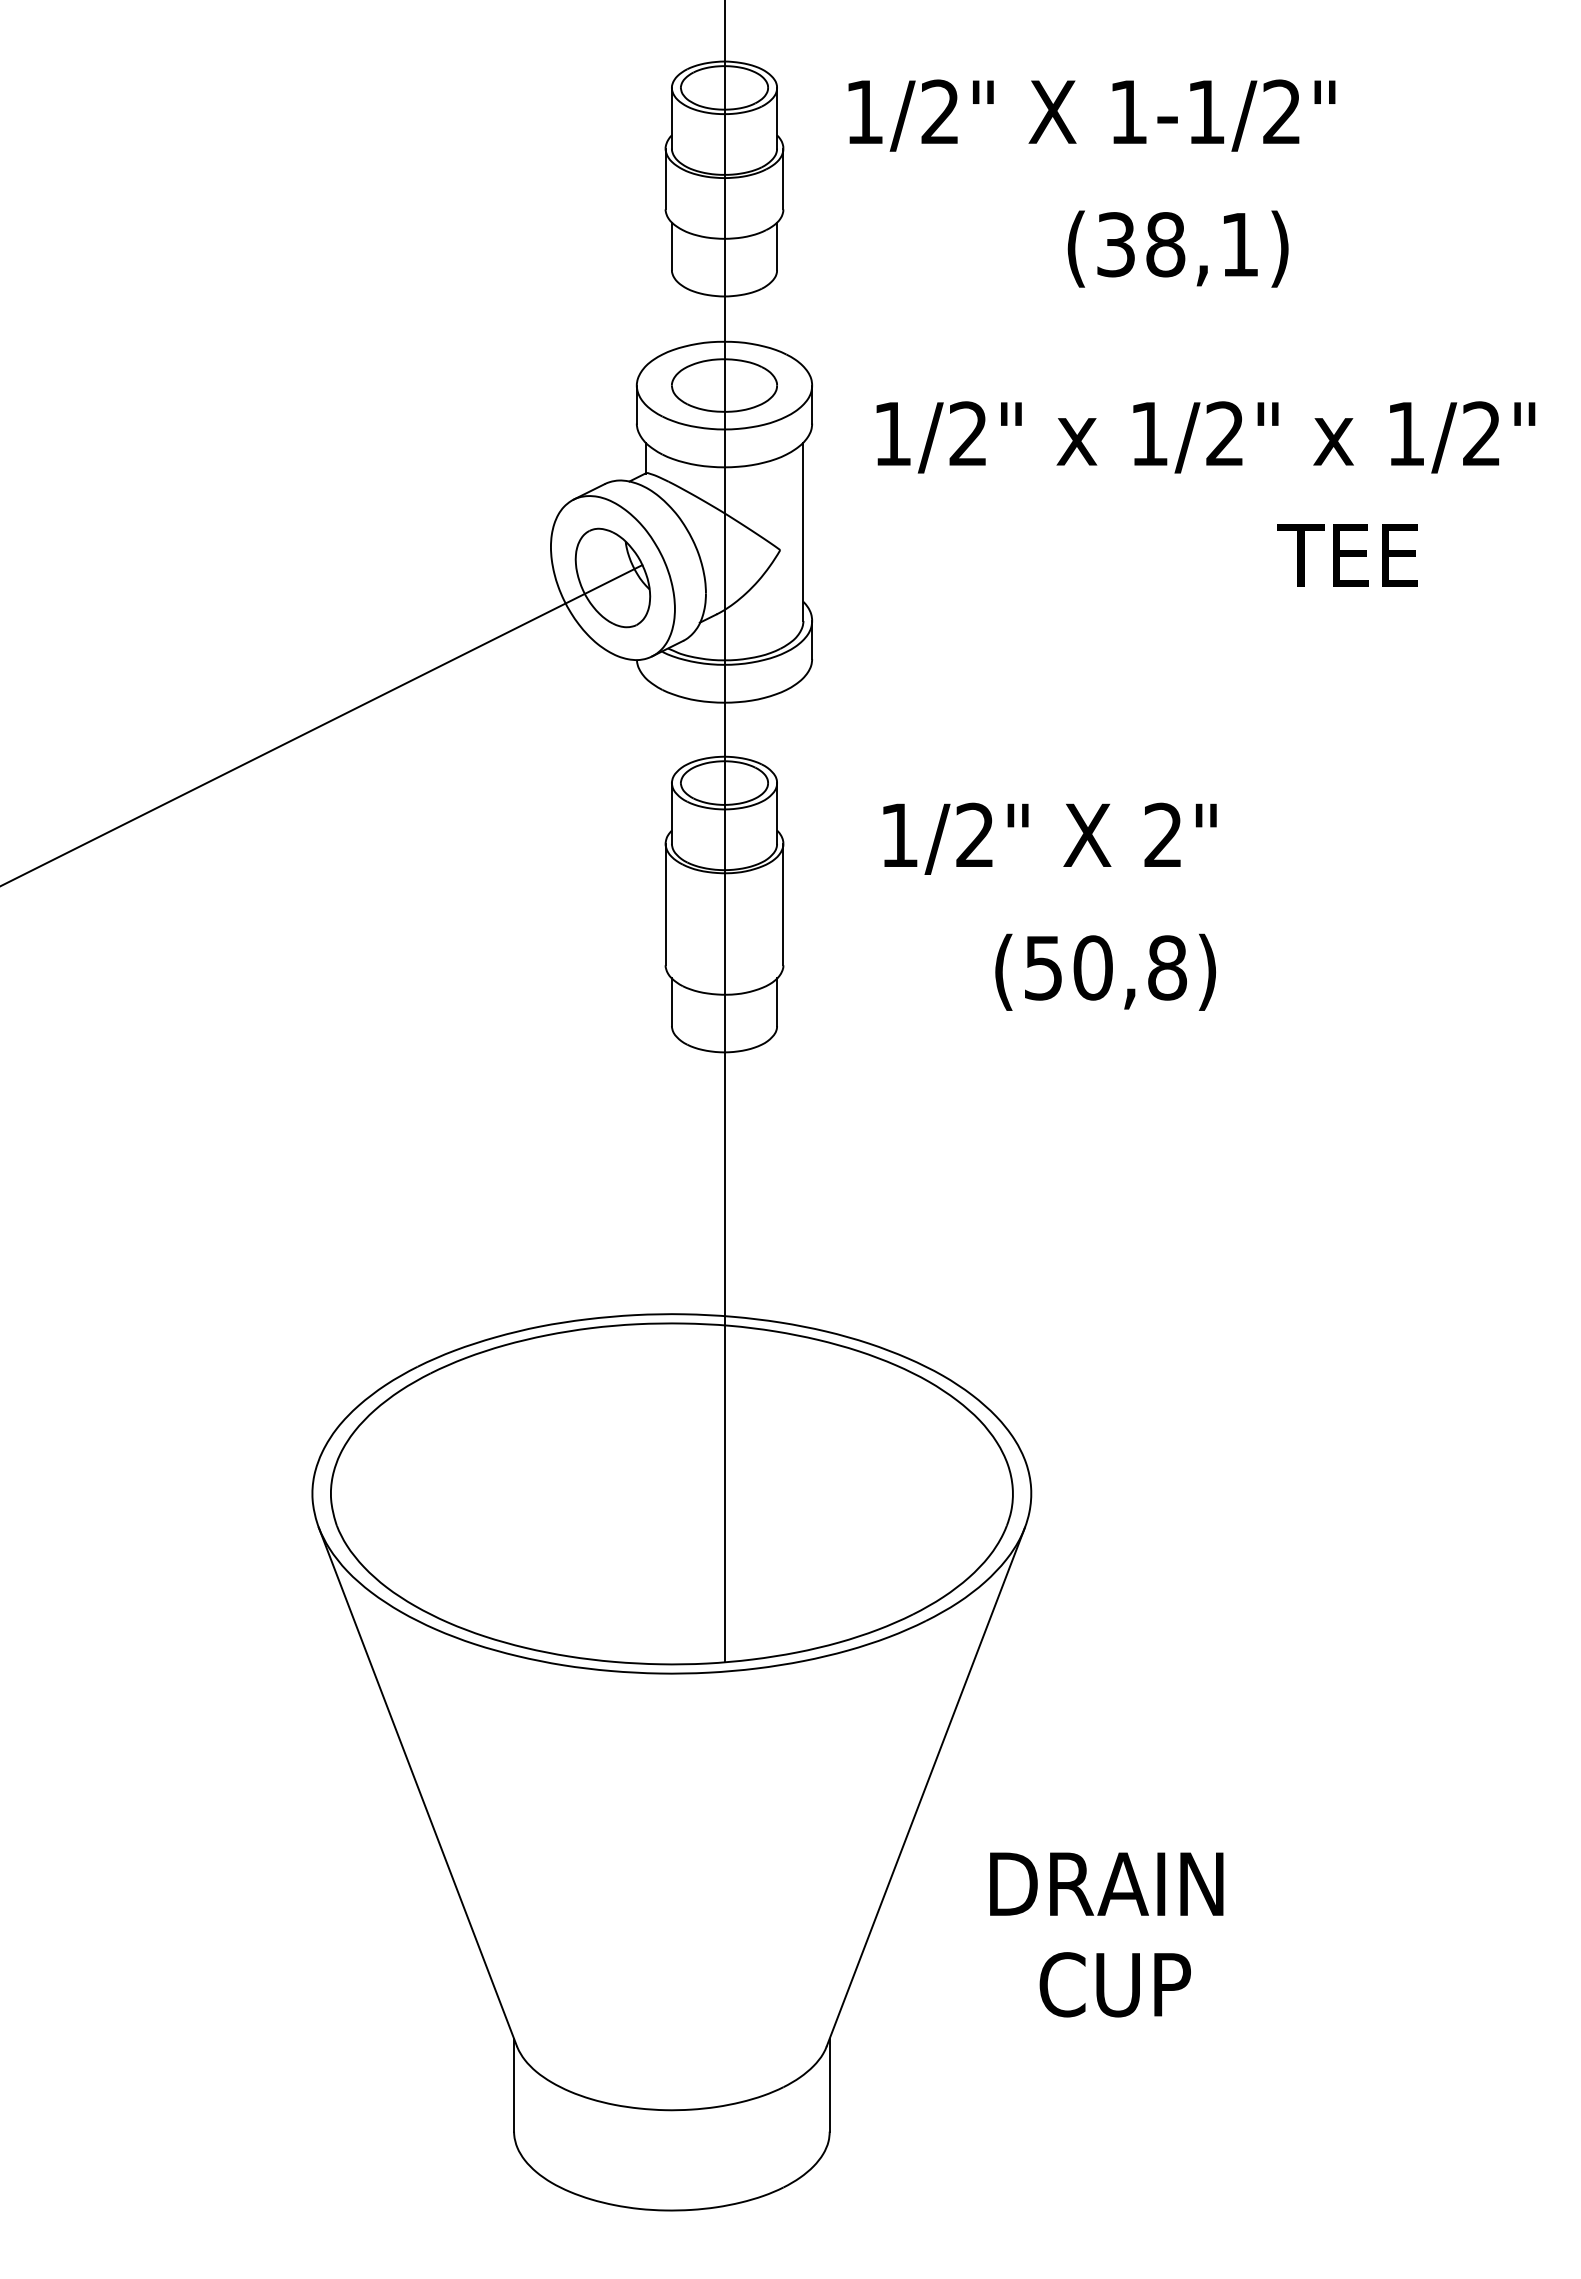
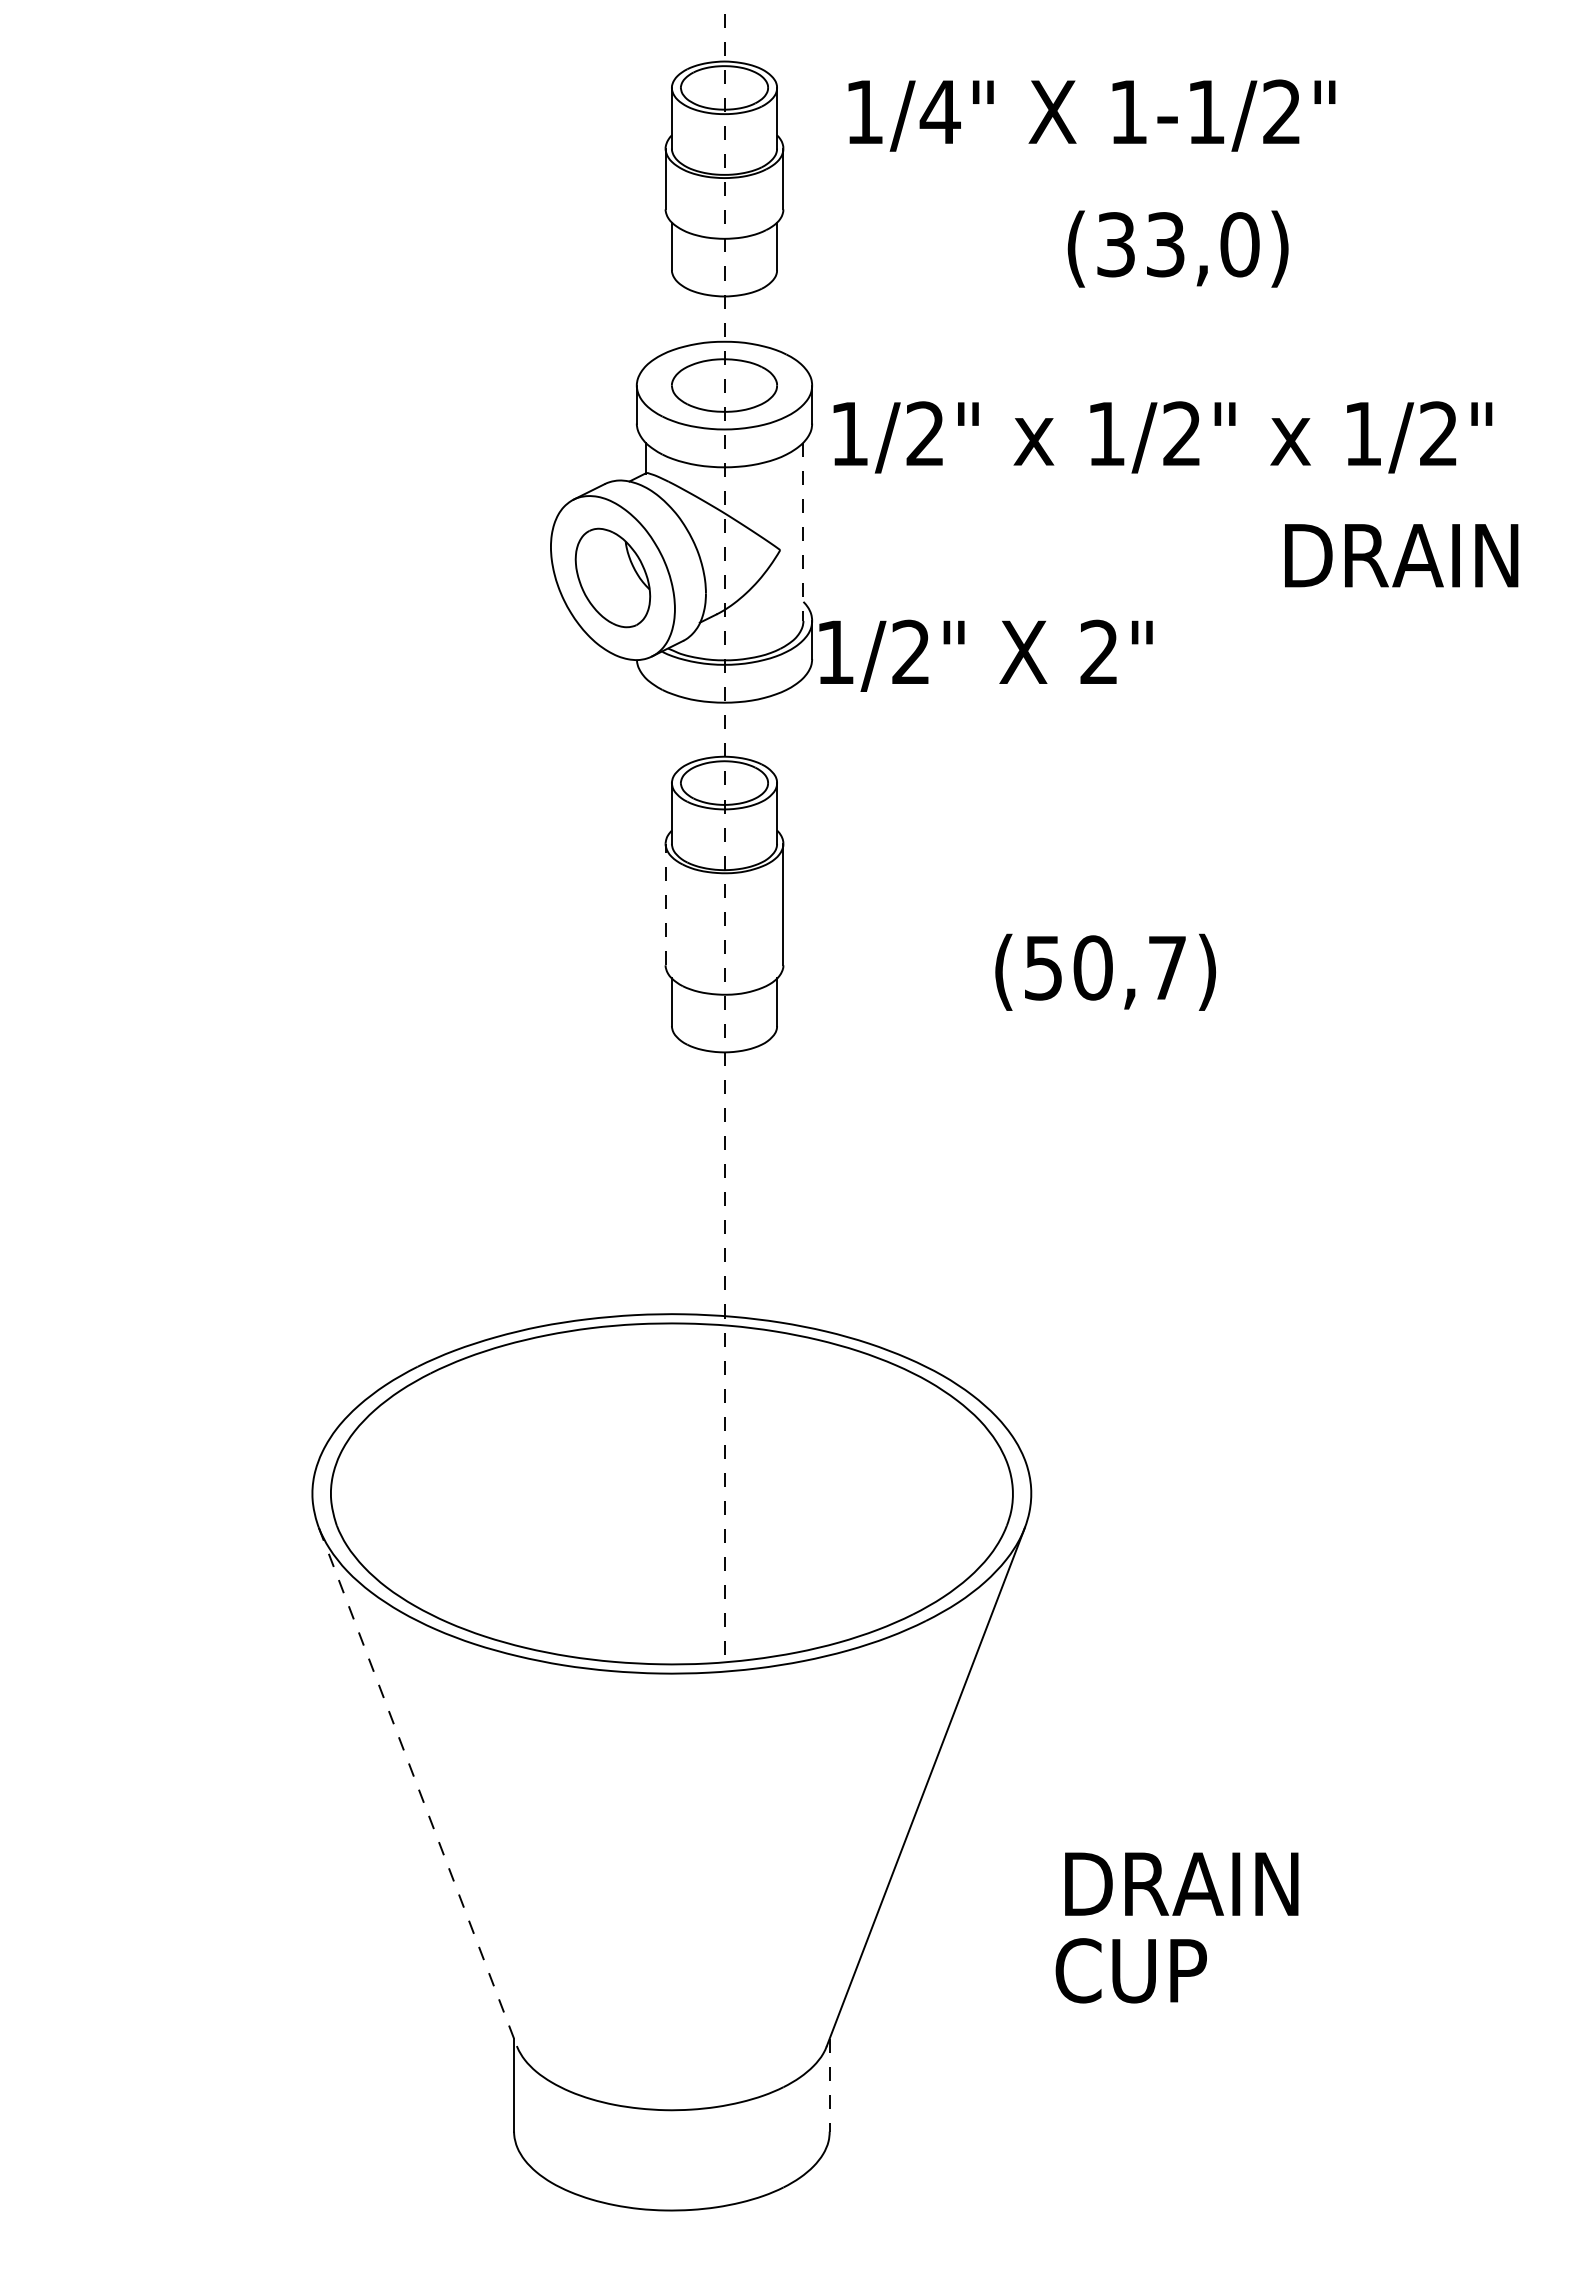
text: 1/2" -> 1/4" (939, 111)
text: (38,1) -> (33,0) (1202, 244)
text position: (1205, 437) -> (1162, 437) (1162, 437)
line: solid -> dashed (803, 532)
text: TEE -> DRAIN (1397, 555)
line: present -> none (322, 725)
line: solid -> dashed (725, 831)
text position: (1049, 838) -> (985, 655) (985, 655)
line: solid -> dashed (665, 904)
text: (50,8) -> (50,7) (1167, 967)
line: solid -> dashed (418, 1787)
text position: (1106, 1883) -> (1181, 1883) (1181, 1883)
text position: (1114, 1984) -> (1130, 1970) (1130, 1970)
line: solid -> dashed (829, 2085)
